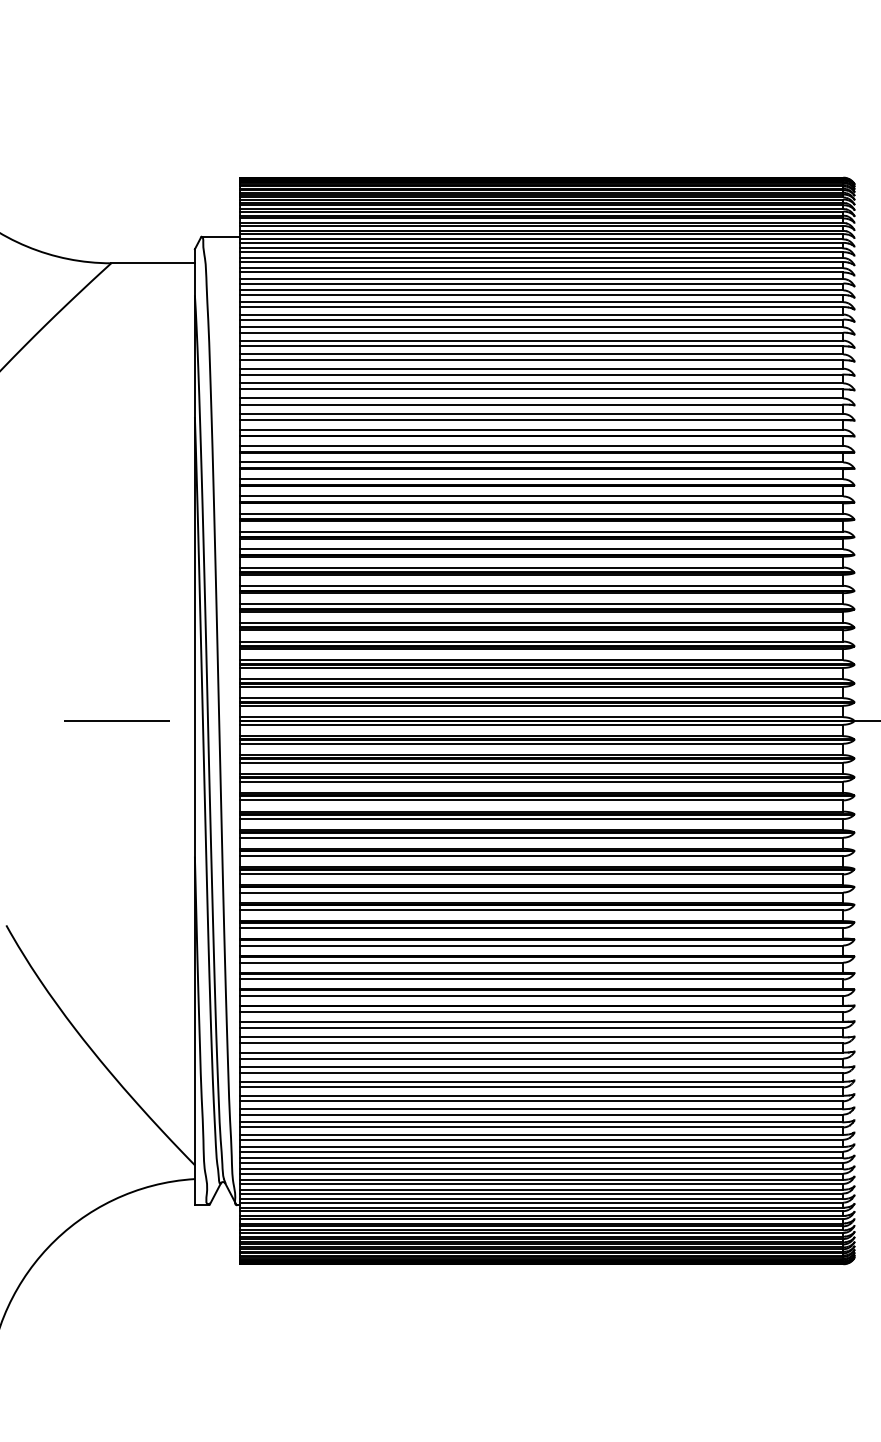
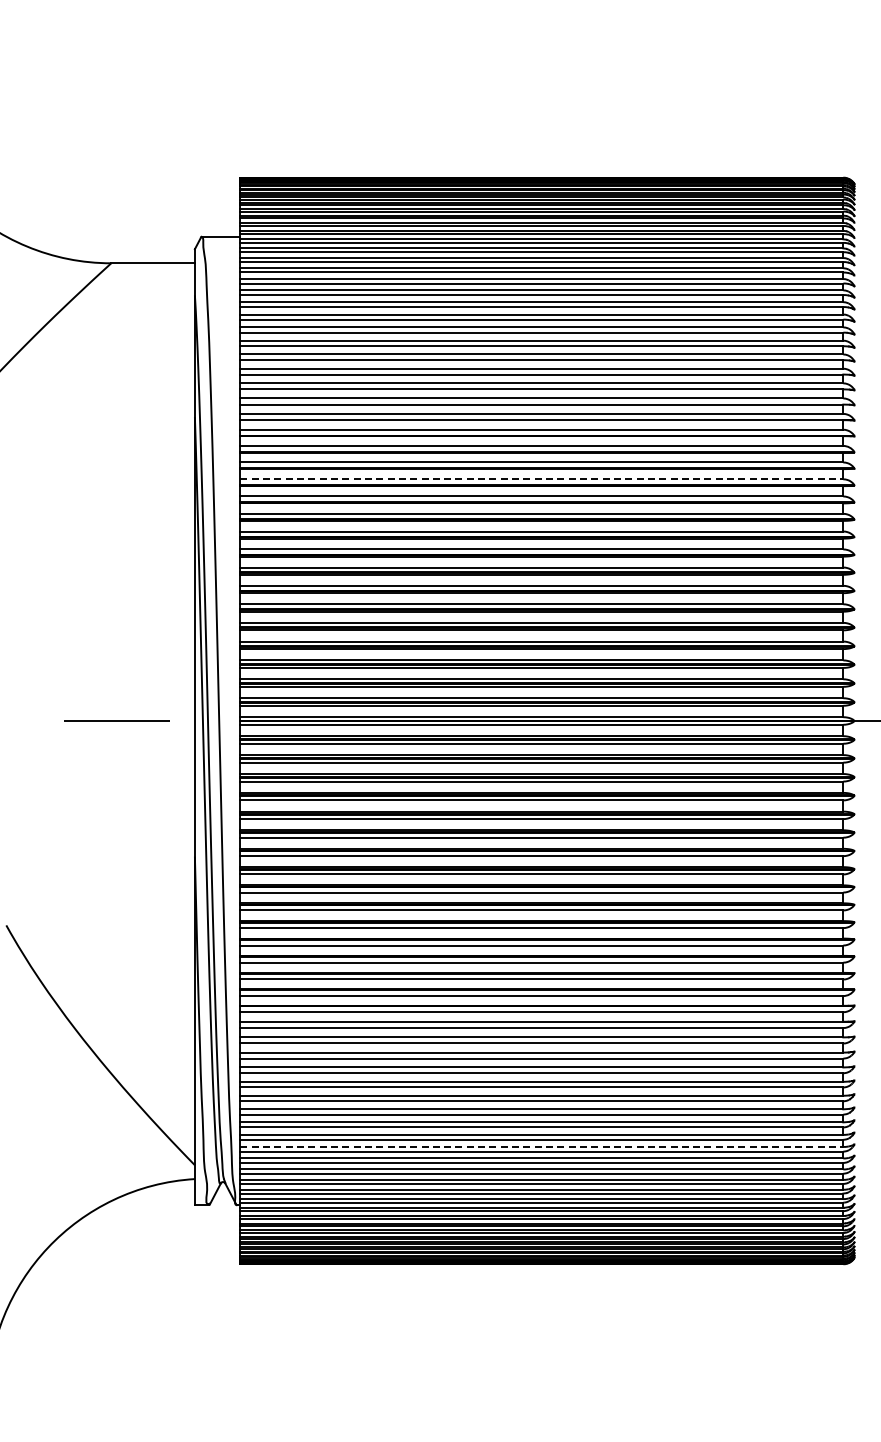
line: solid -> dashed (542, 479)
line: solid -> dashed (542, 1146)
